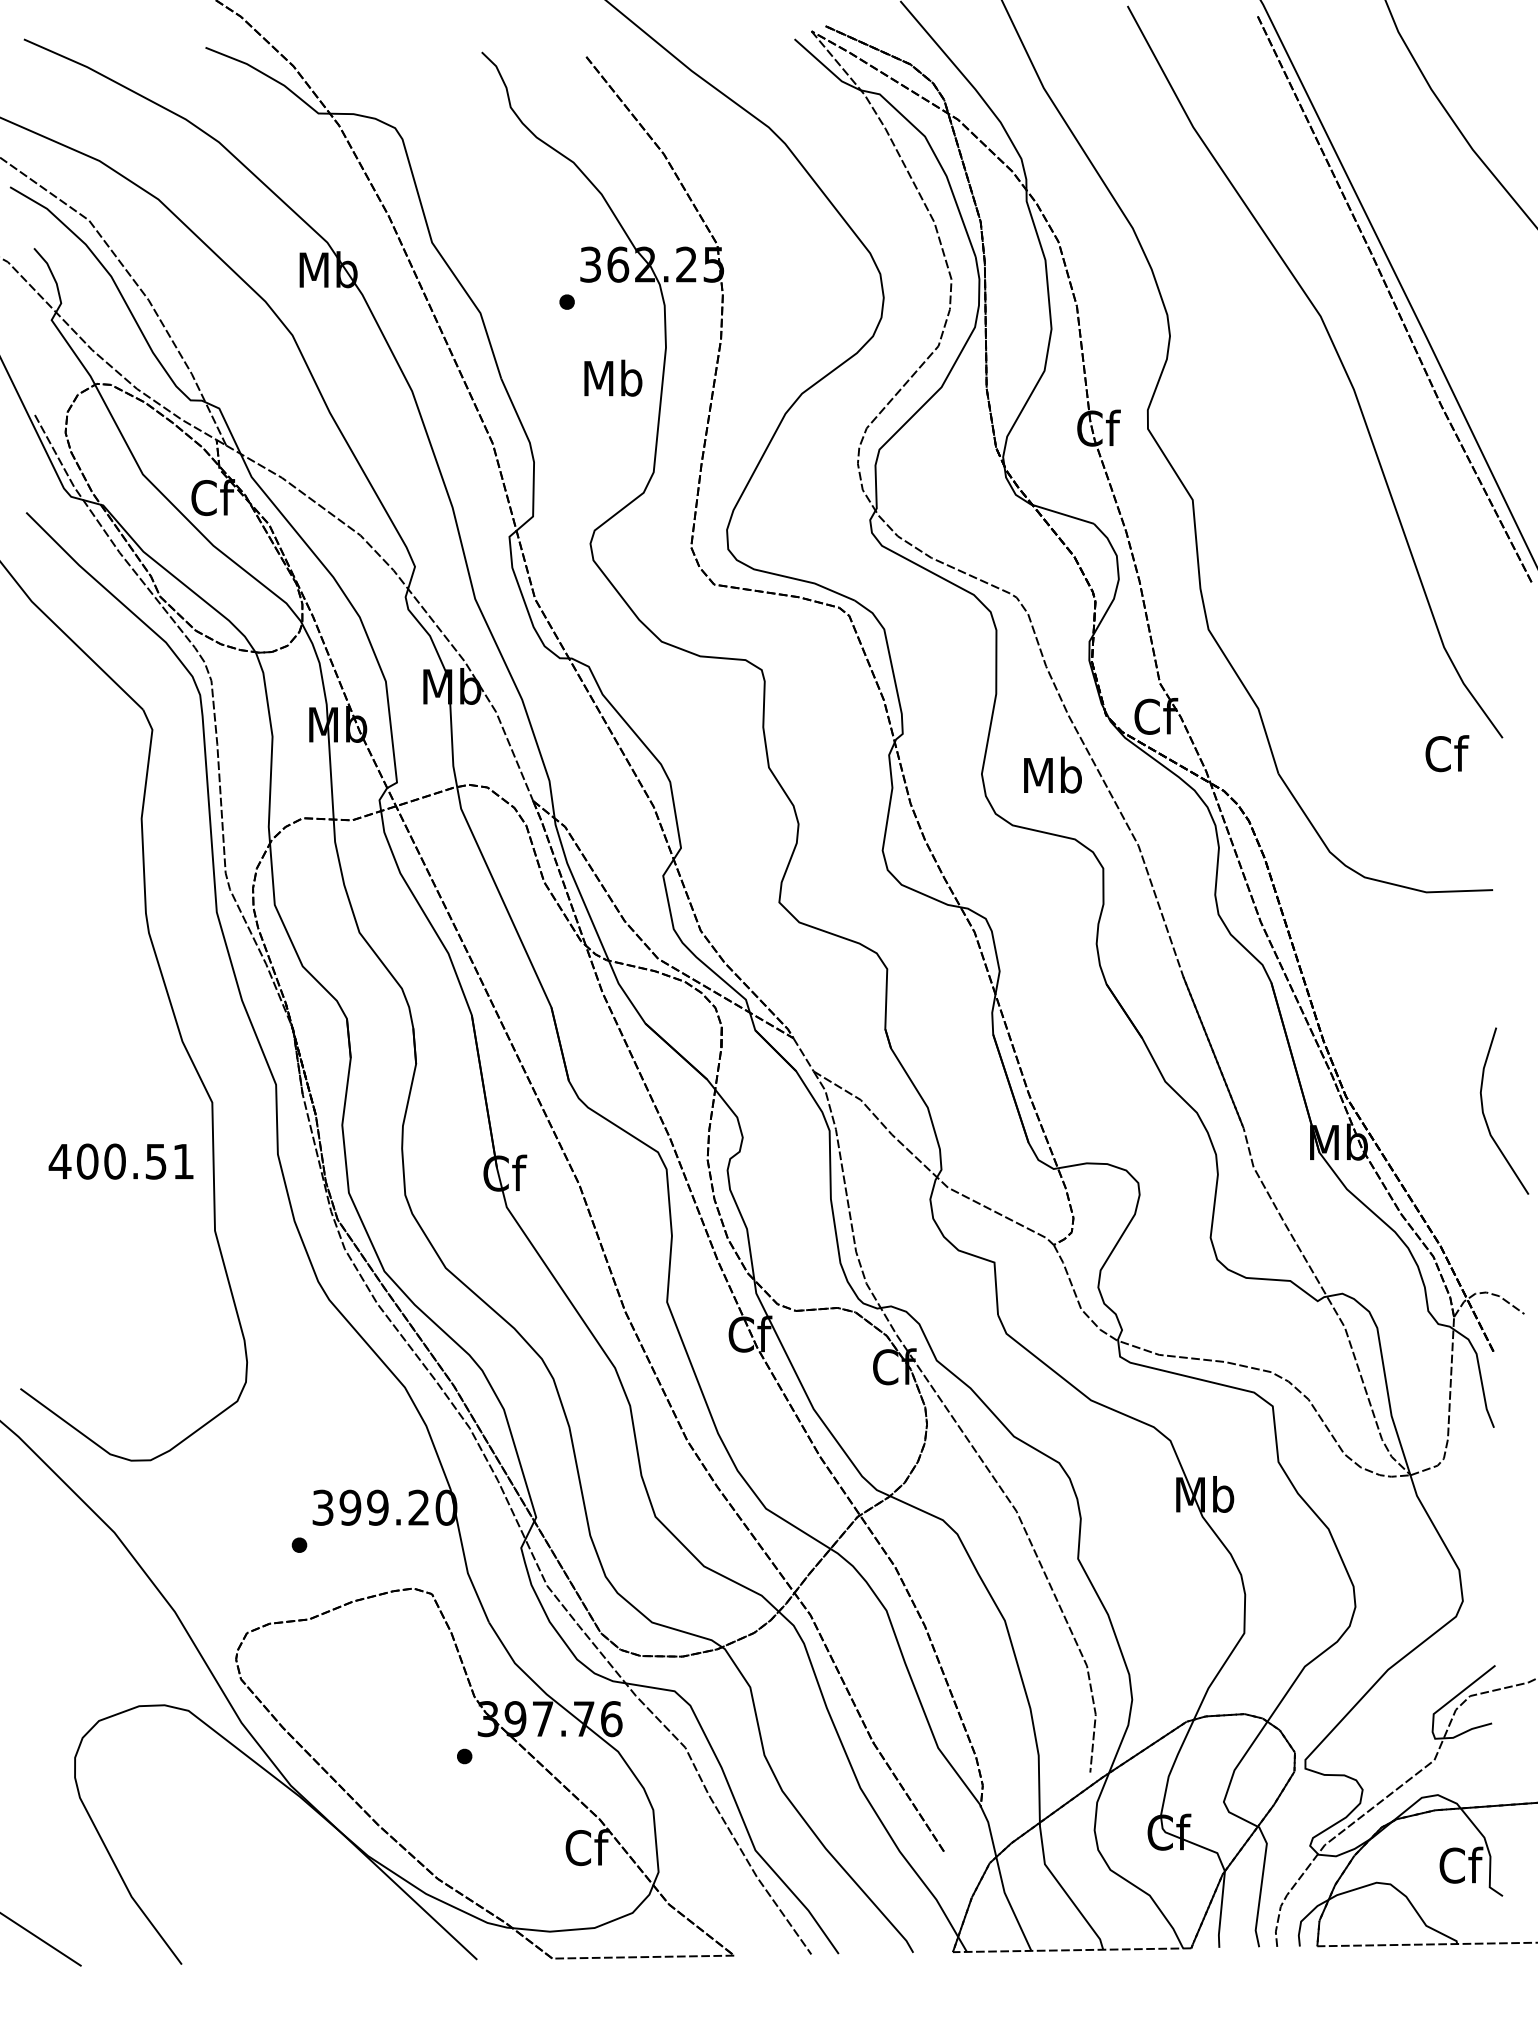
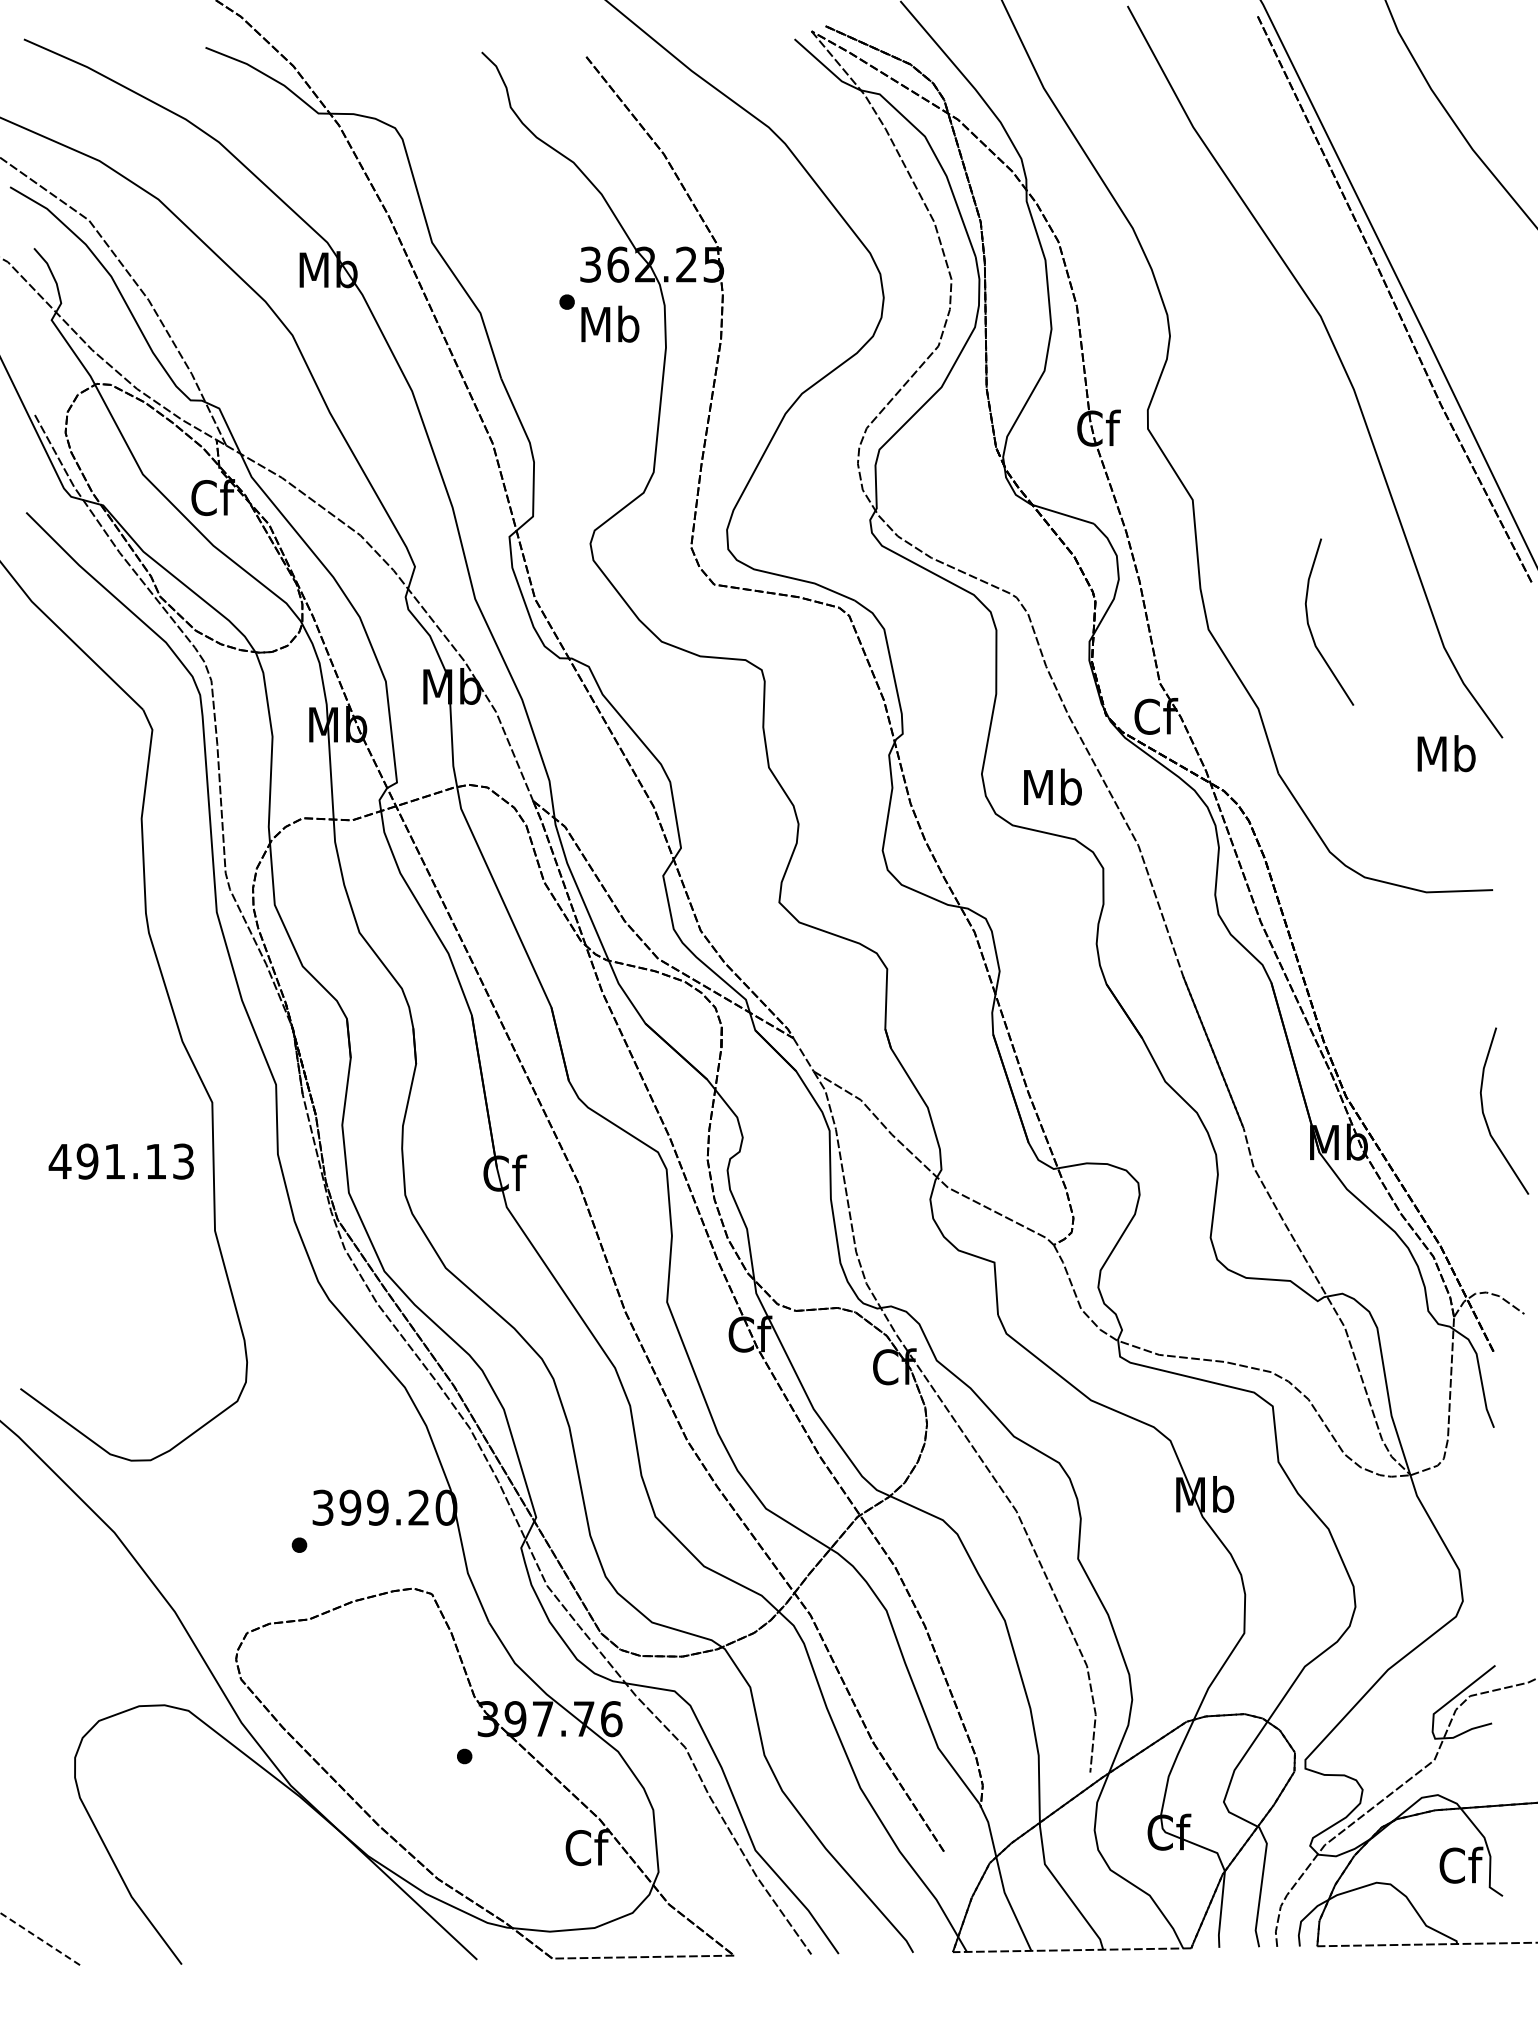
text position: (613, 377) -> (610, 323) (610, 323)
curve: none -> present (1310, 627)
text: Cf -> Mb (1446, 753)
text position: (1052, 774) -> (1052, 786) (1052, 786)
text: 400.51 -> 491.13 (134, 1161)
line: solid -> dashed (41, 1940)
